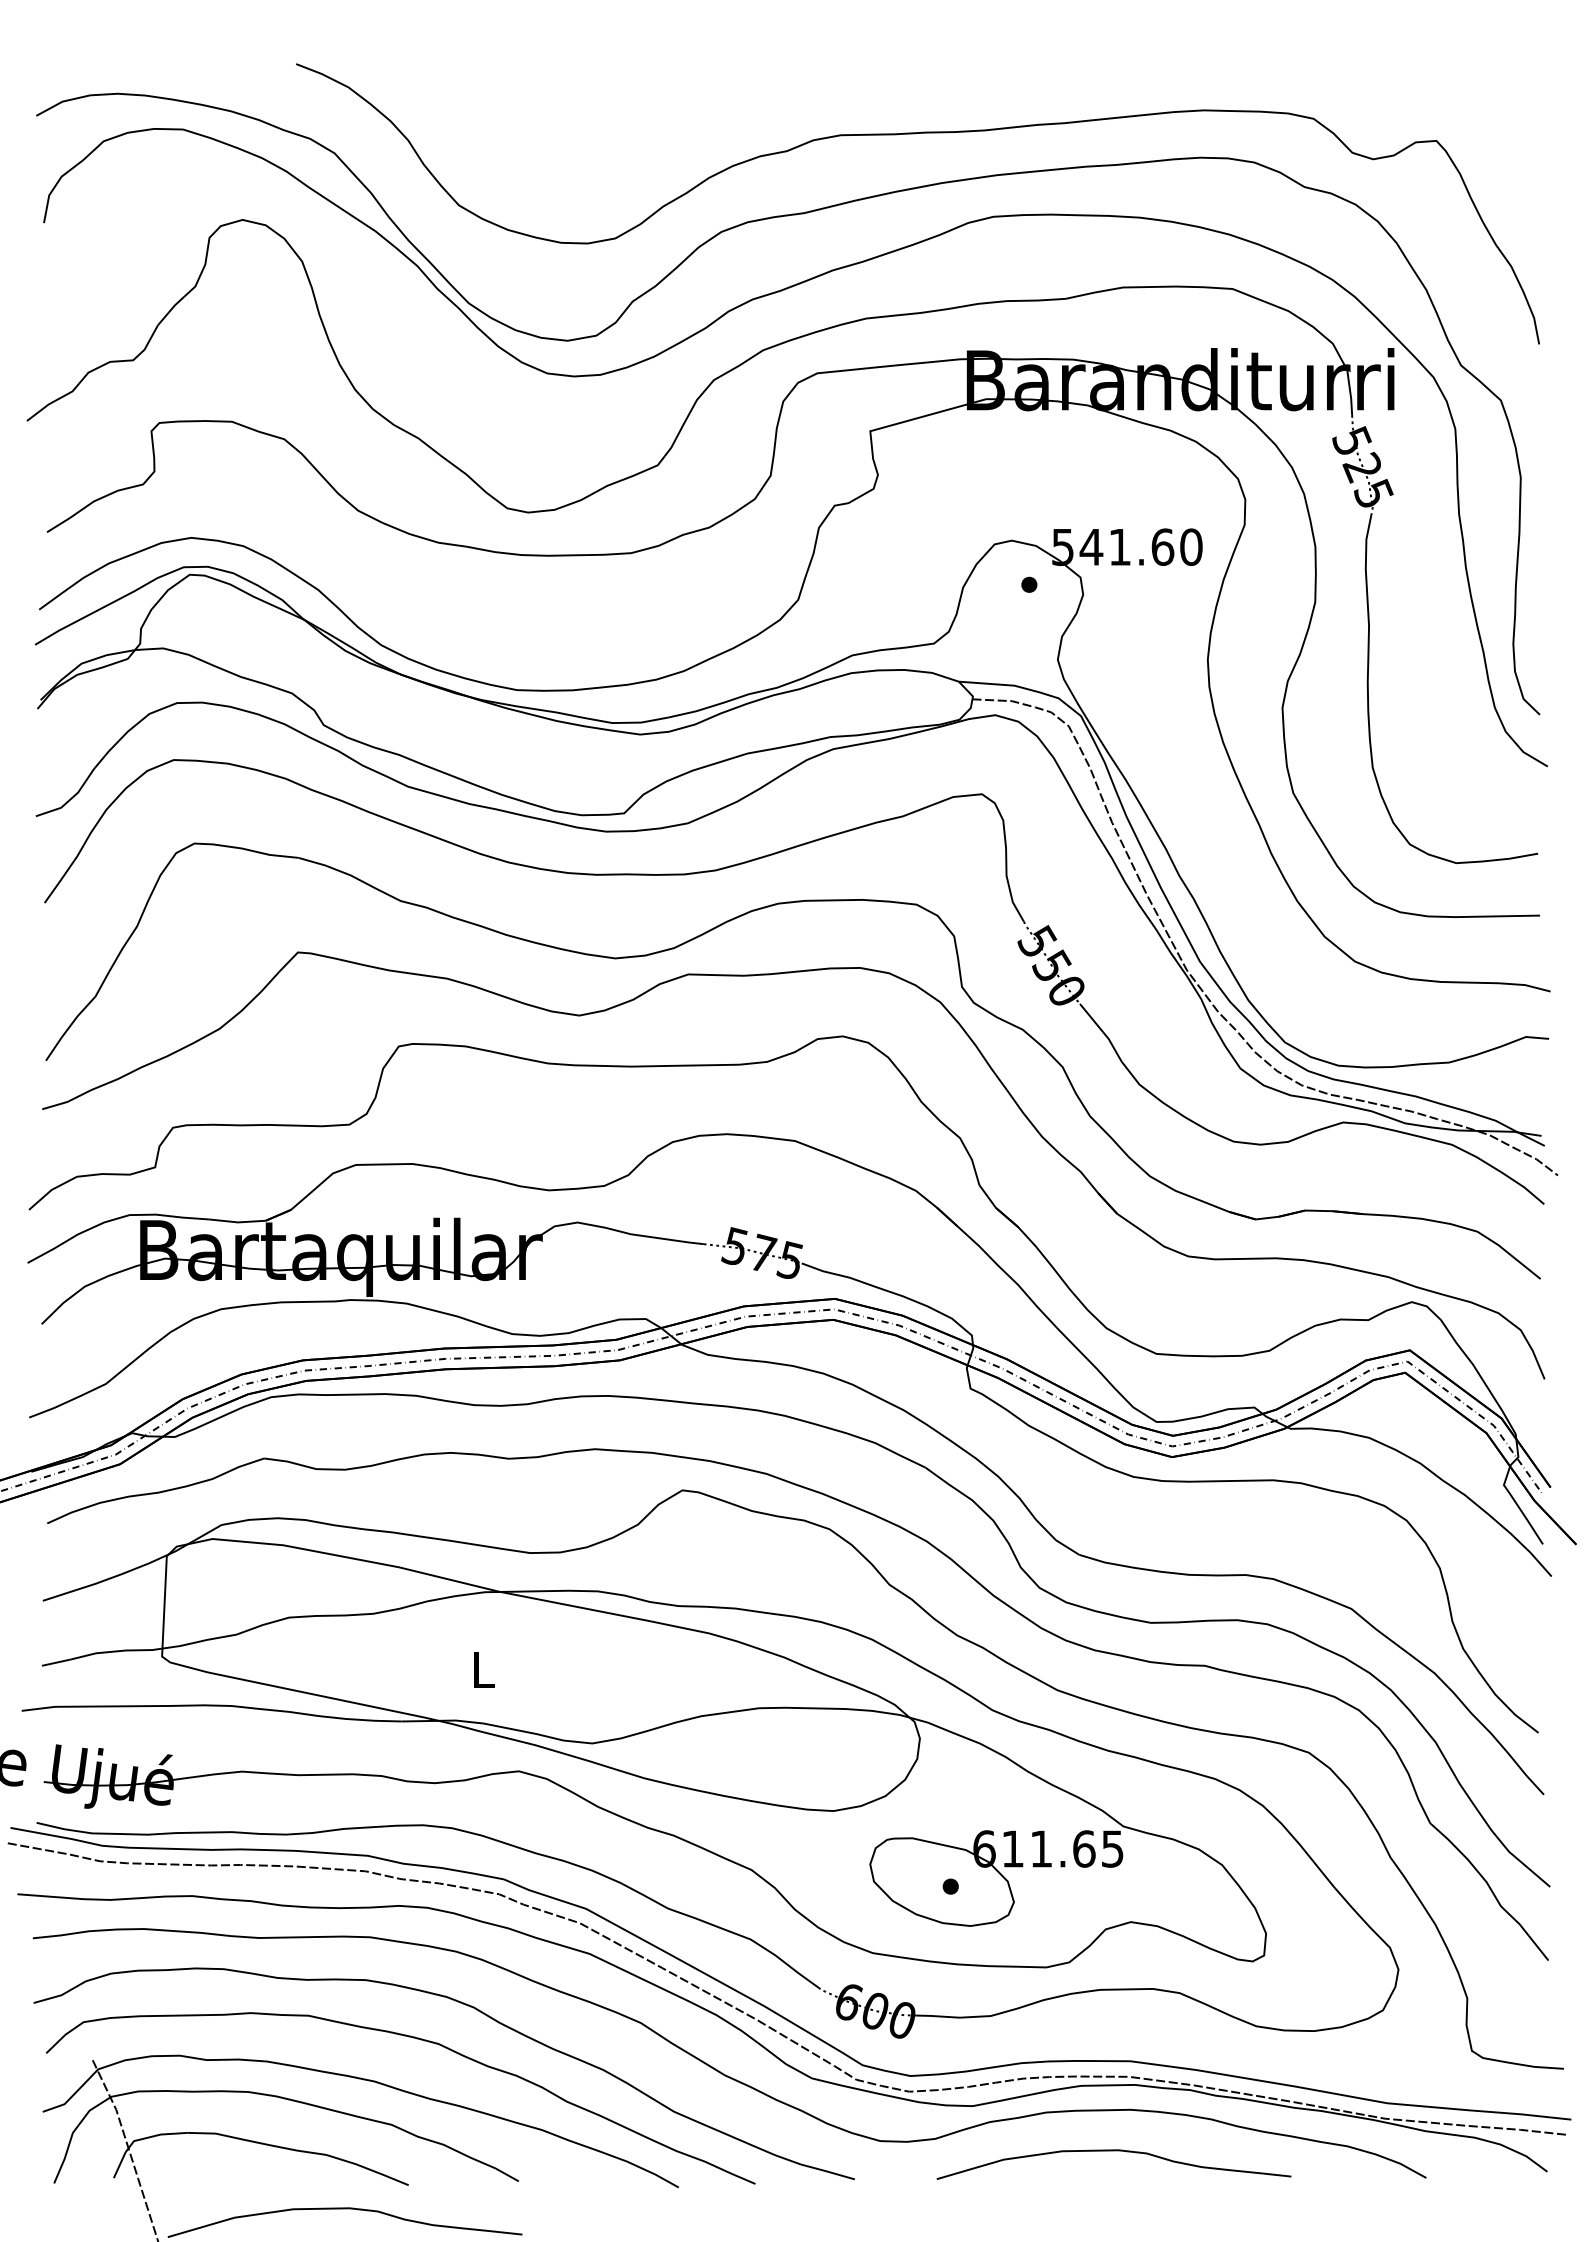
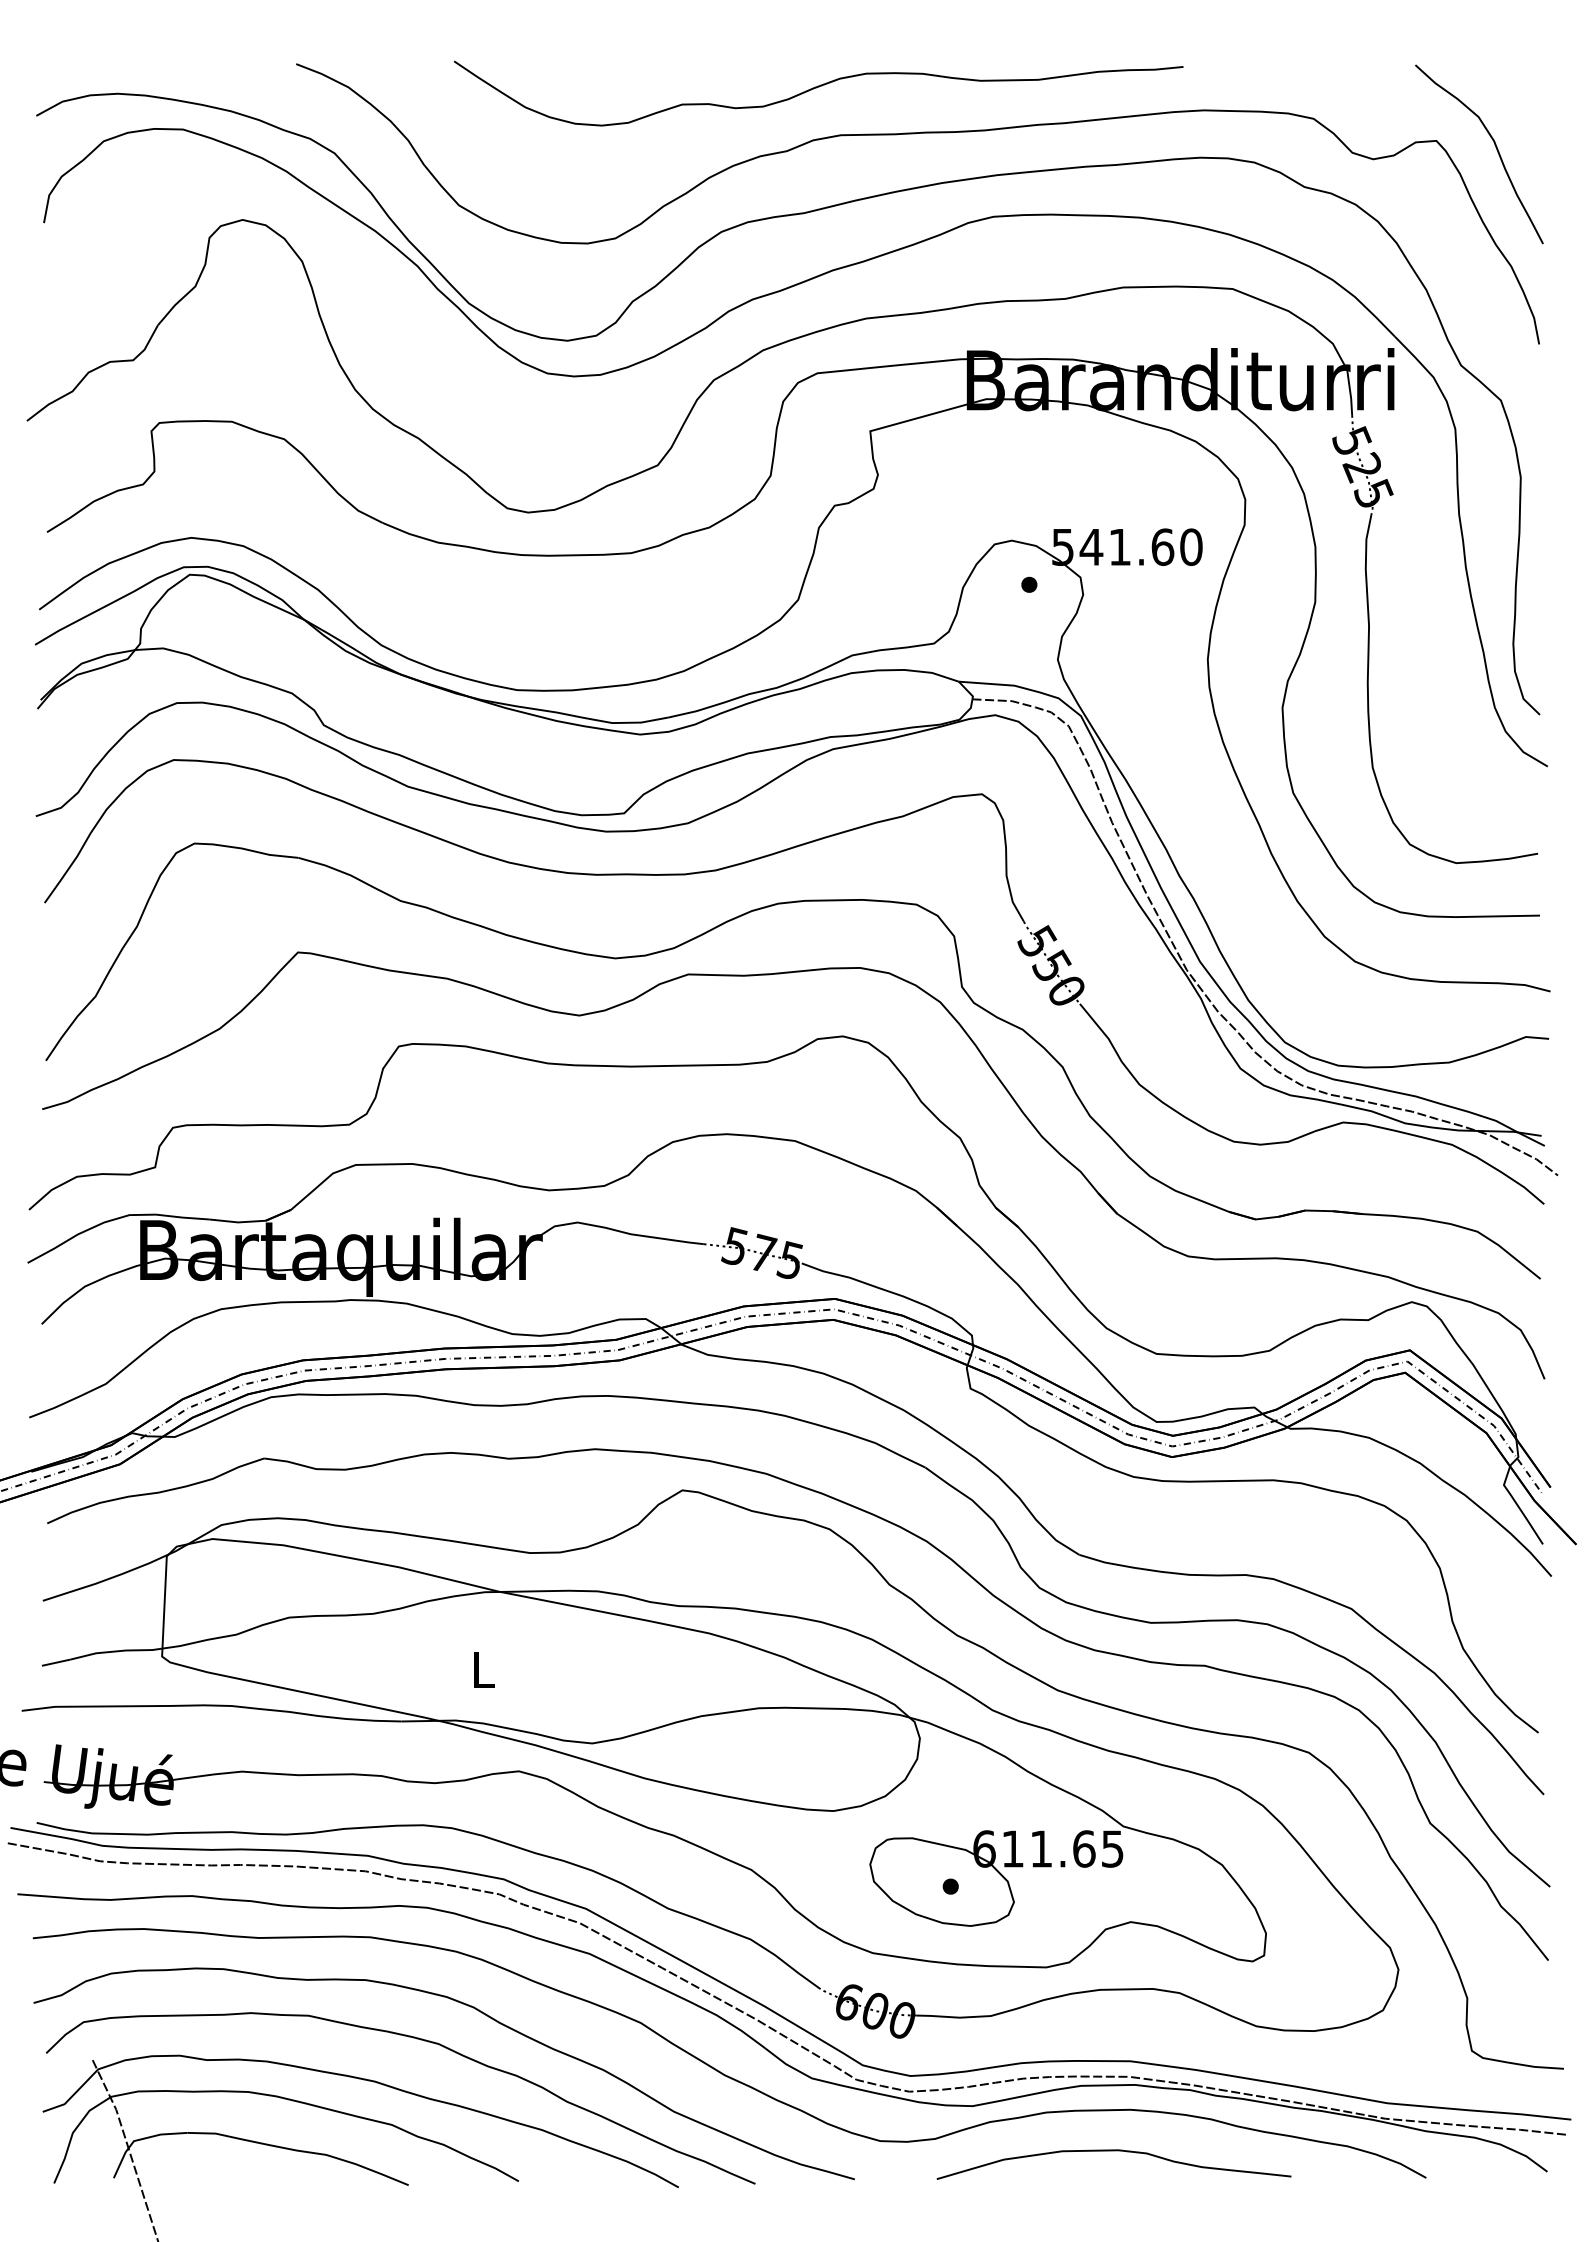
curve: none -> present (816, 88)
curve: none -> present (1495, 147)
curve: present -> none (344, 2209)
